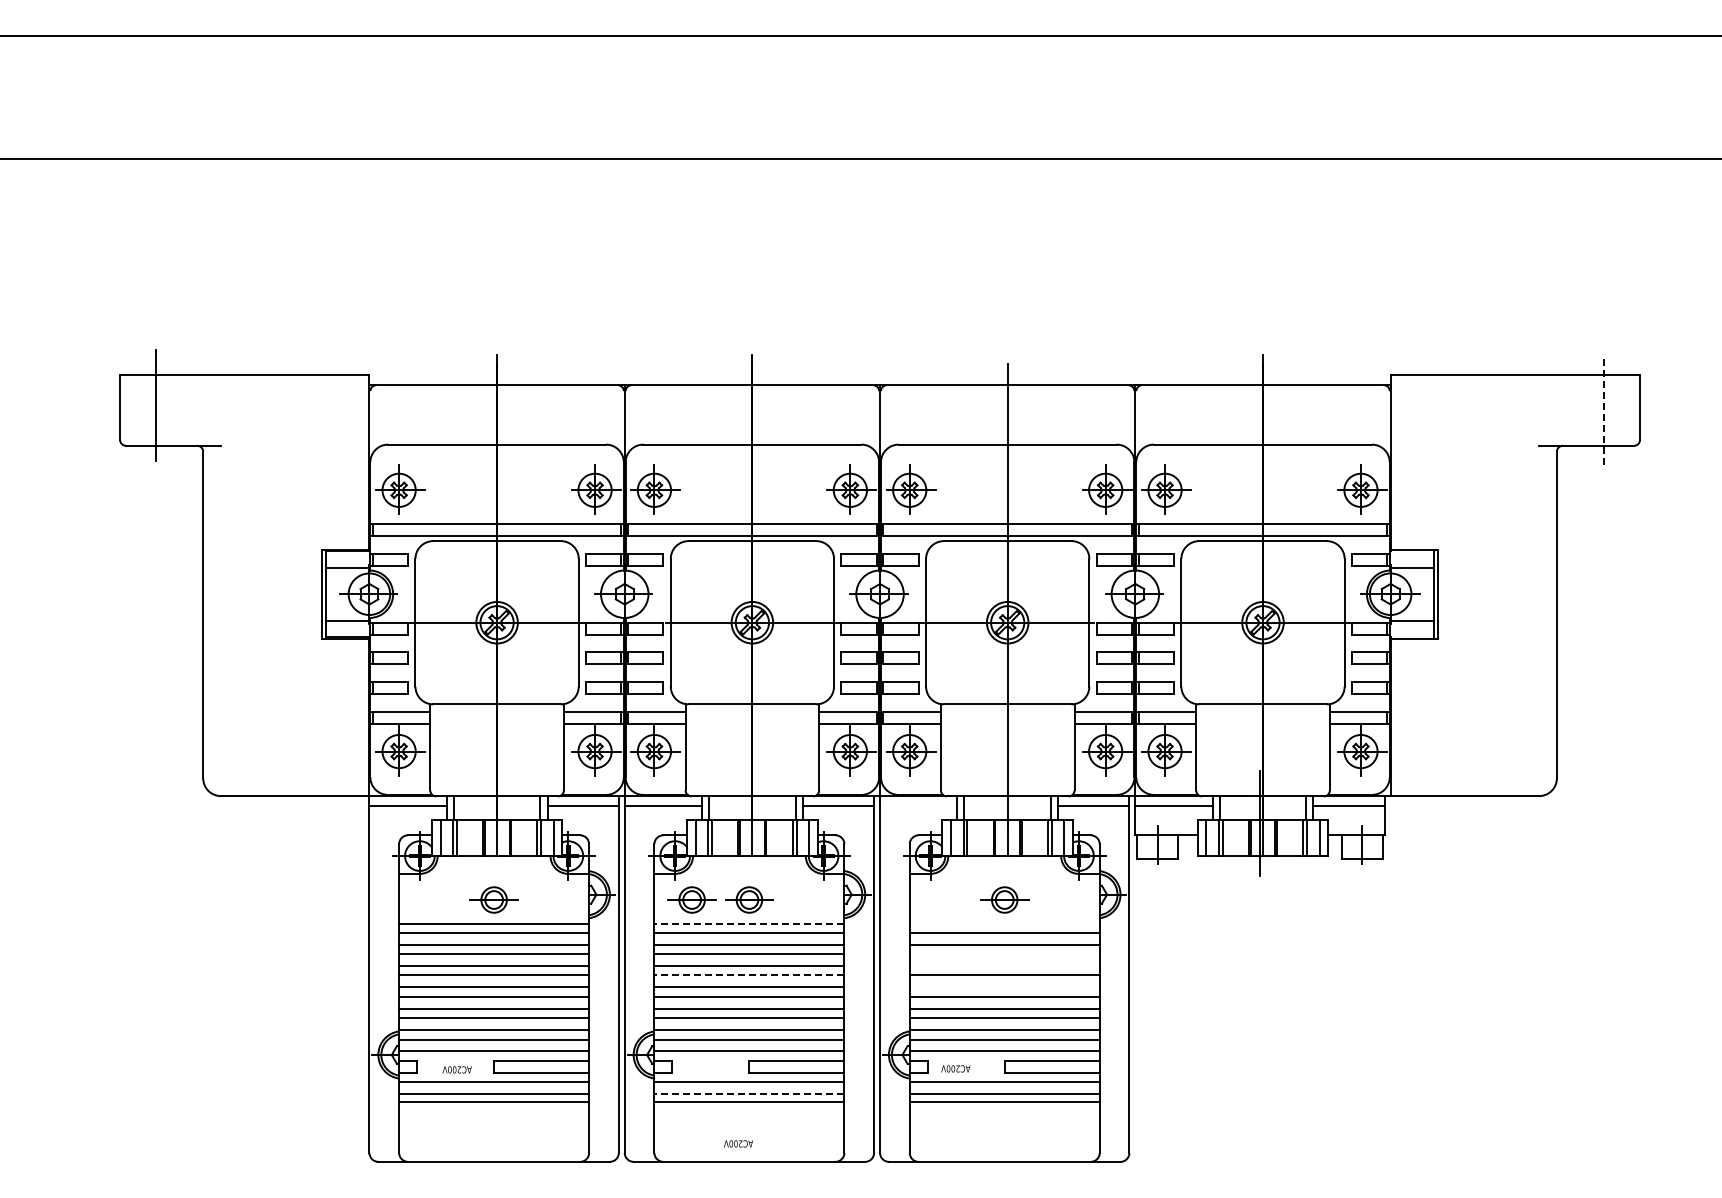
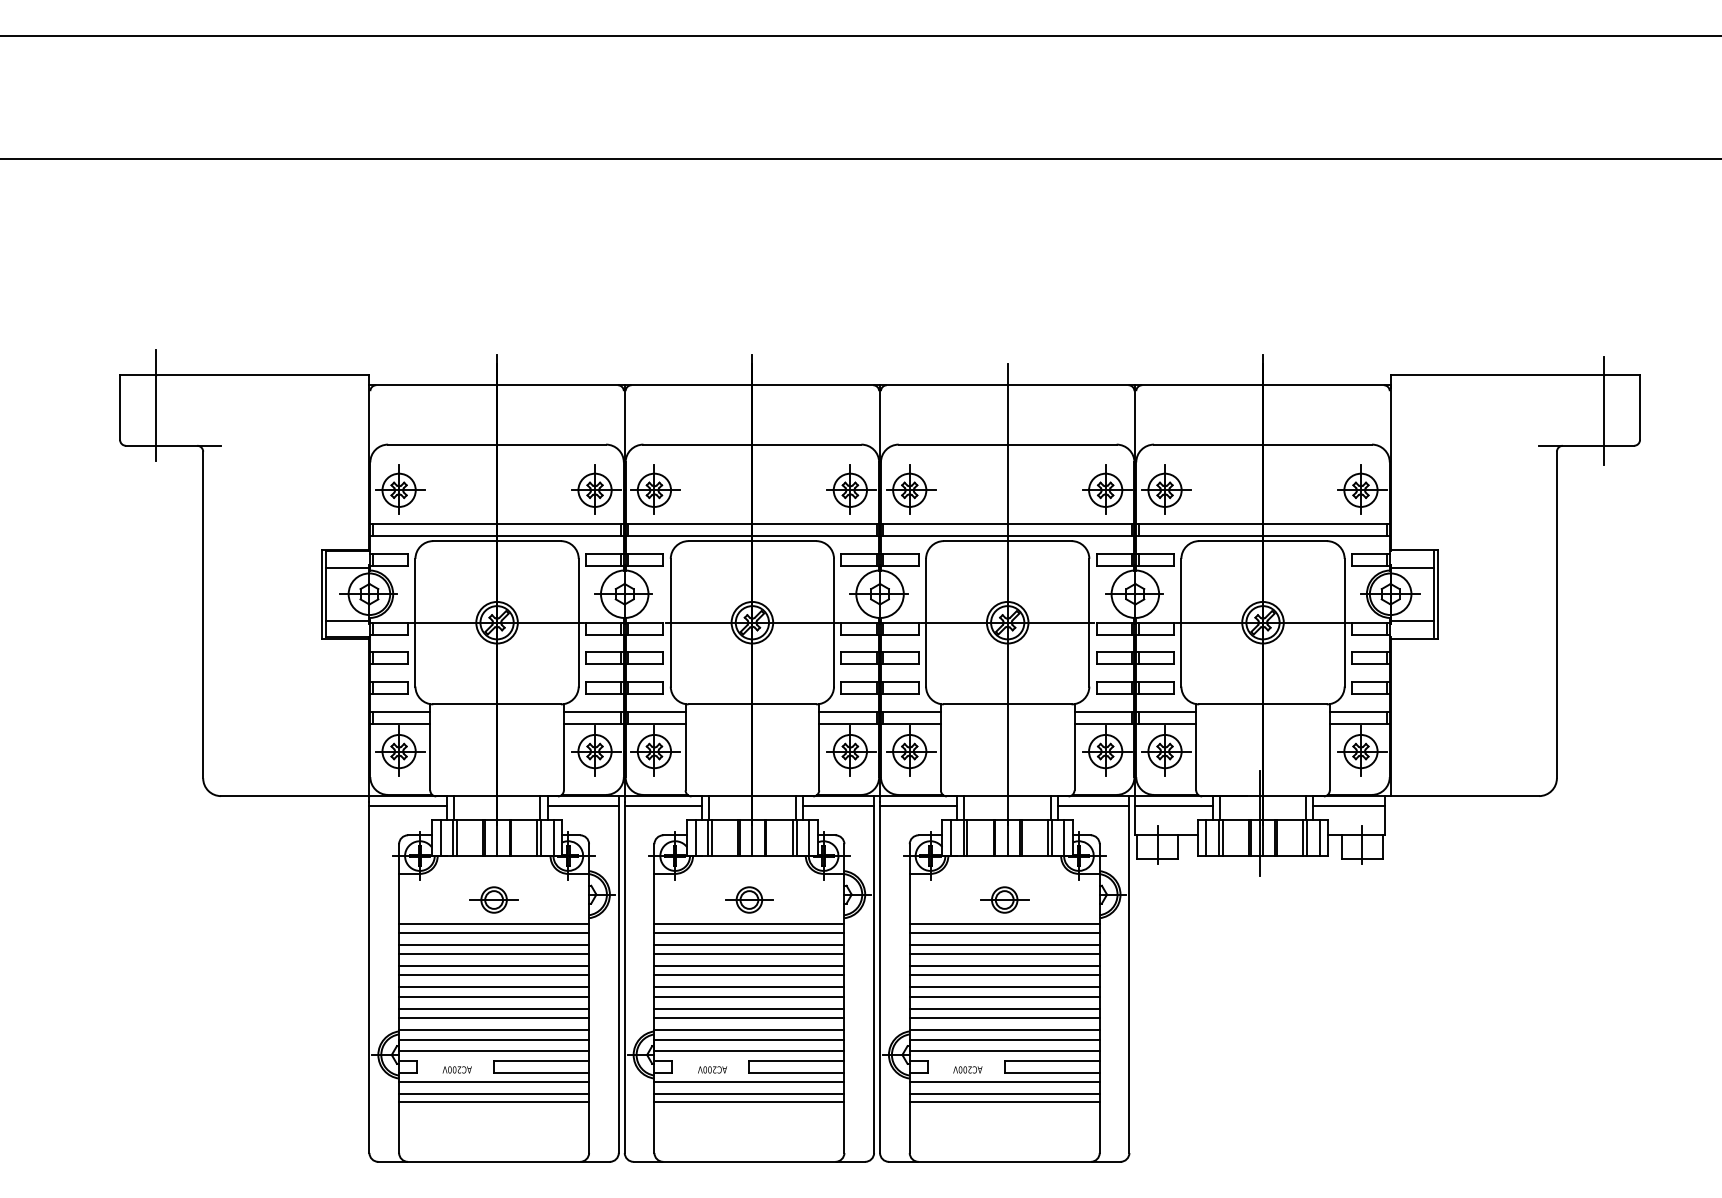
line: dashed -> solid (1604, 410)
line: none -> present (918, 805)
part: present -> none (691, 899)
line: dashed -> solid (749, 924)
line: none -> present (1004, 924)
line: none -> present (1004, 954)
line: none -> present (1004, 965)
line: dashed -> solid (749, 975)
line: none -> present (1004, 987)
text position: (955, 1068) -> (967, 1069) (967, 1069)
line: dashed -> solid (749, 1094)
text position: (738, 1143) -> (712, 1069) (712, 1069)
